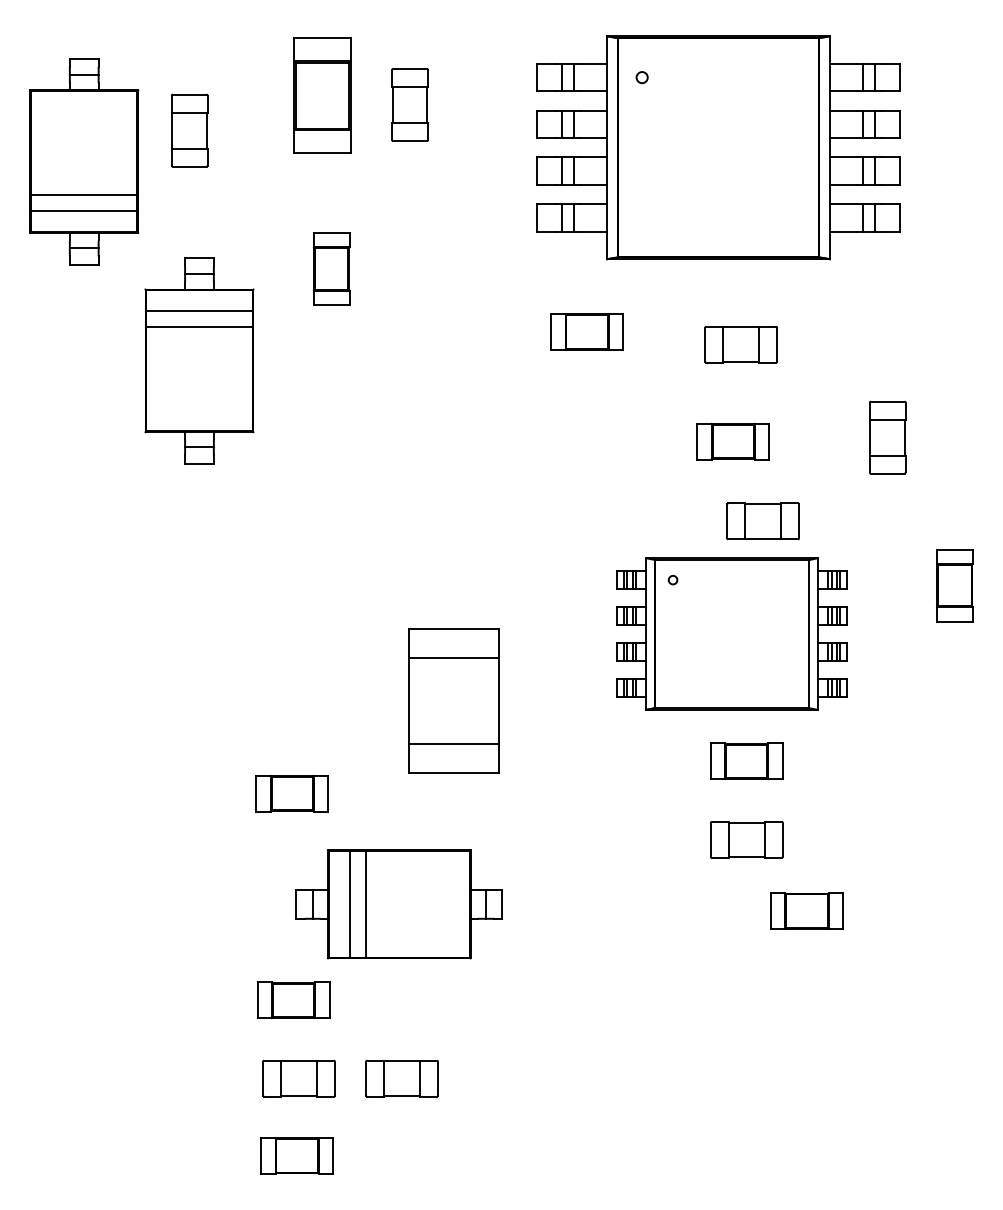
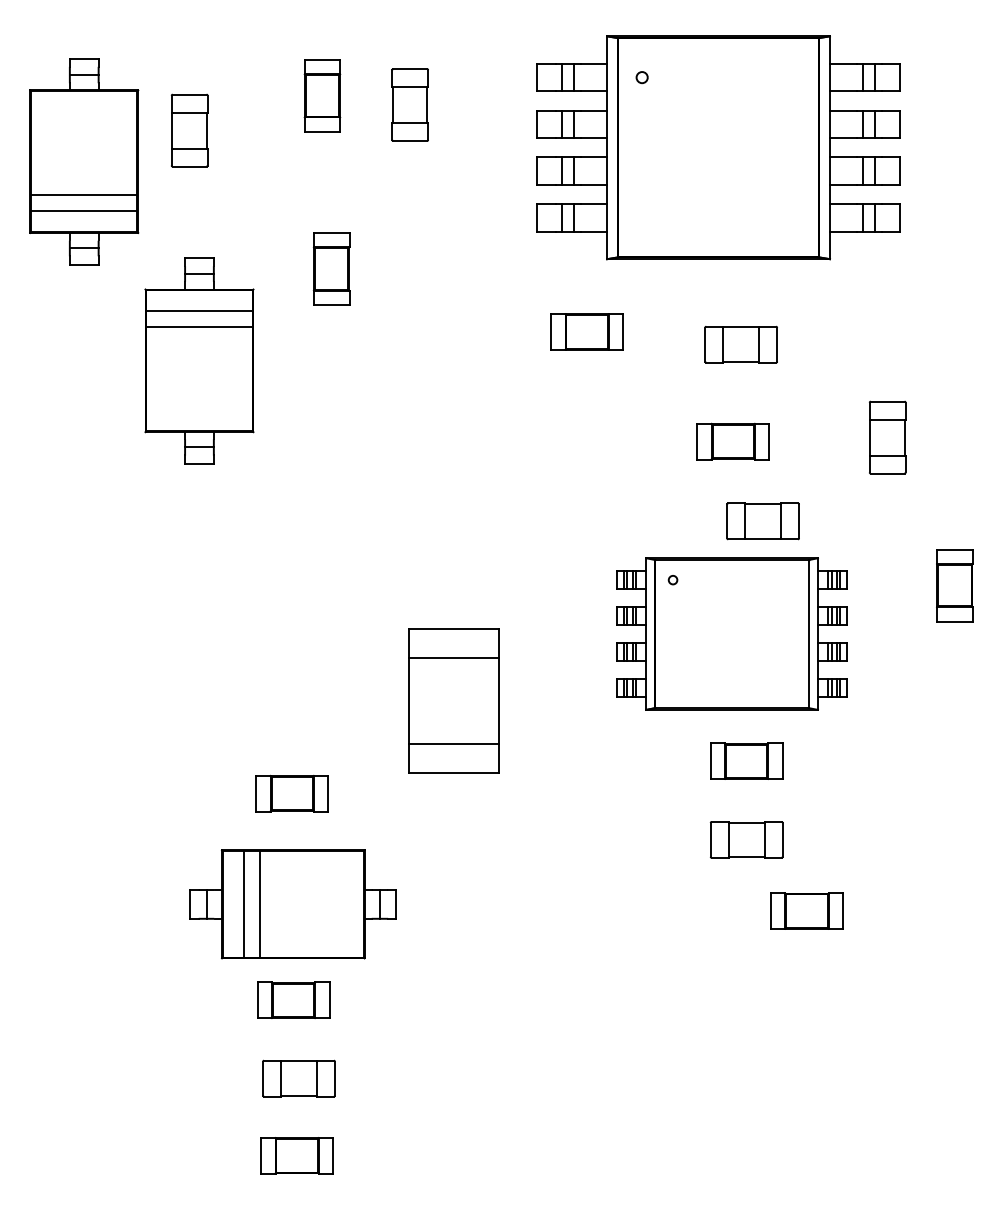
part size: 59x117 px -> 39x74 px (322, 95)
part position: (398, 904) -> (292, 904) (292, 904)
part: present -> none (401, 1078)
